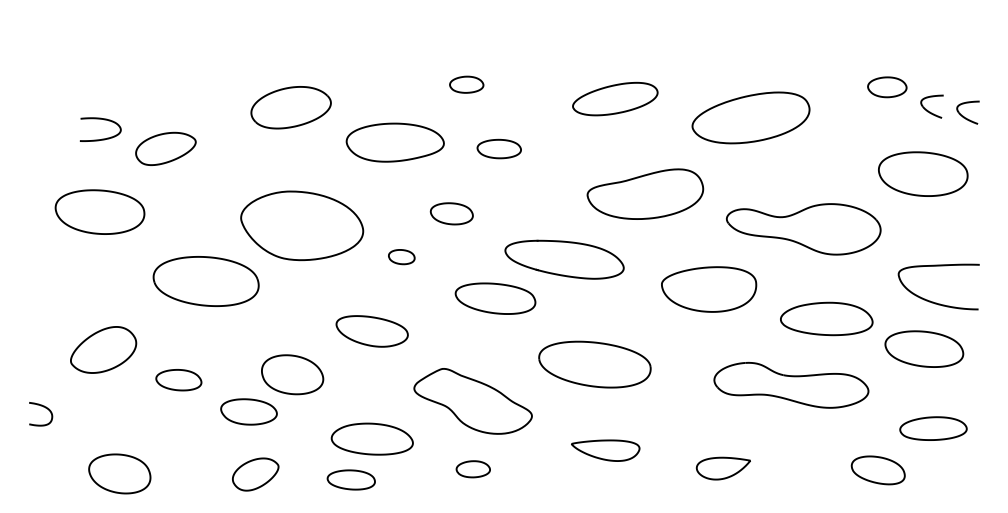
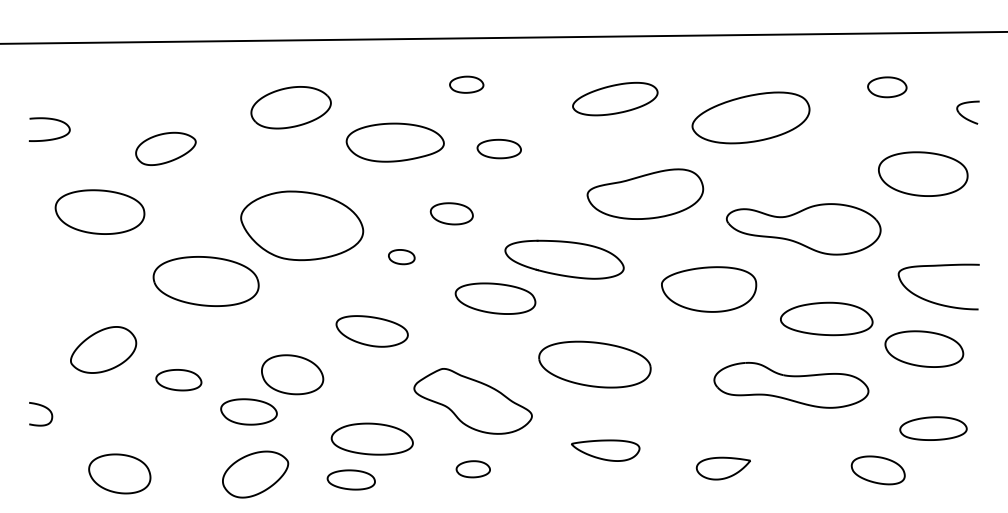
line: none -> present (503, 37)
part: present -> none (931, 106)
curve position: (102, 138) -> (51, 138) (51, 138)
part size: 48x35 px -> 68x49 px (255, 474)
